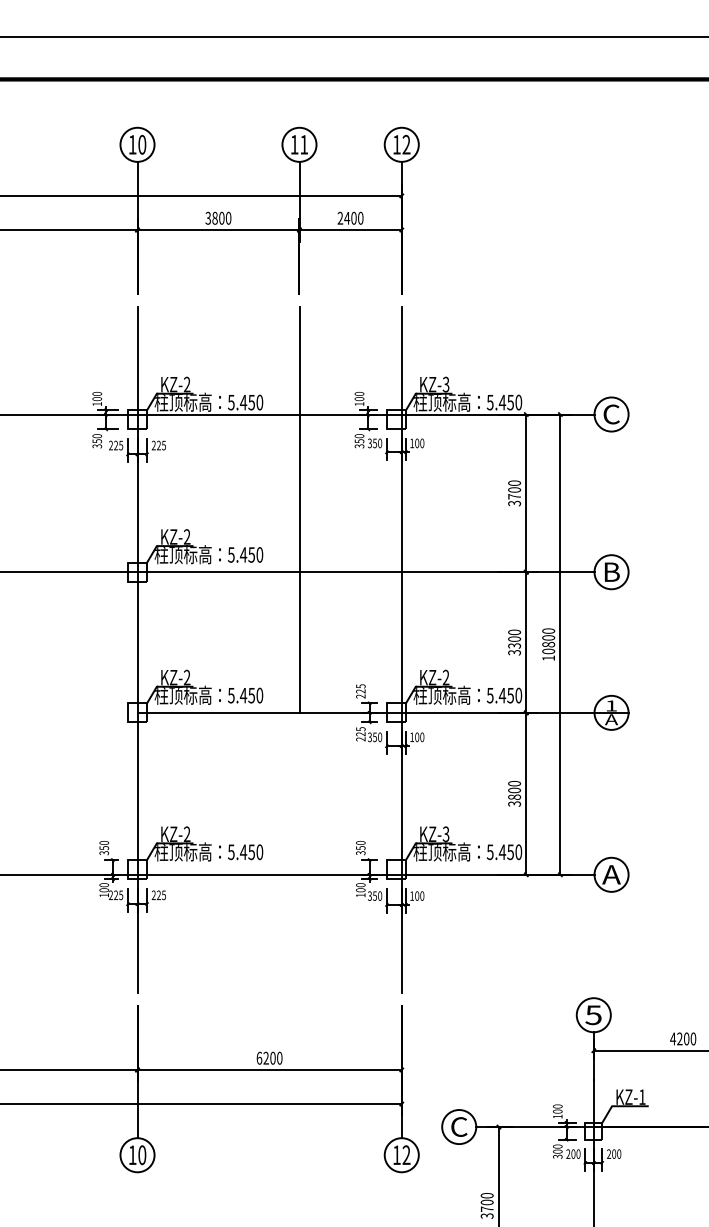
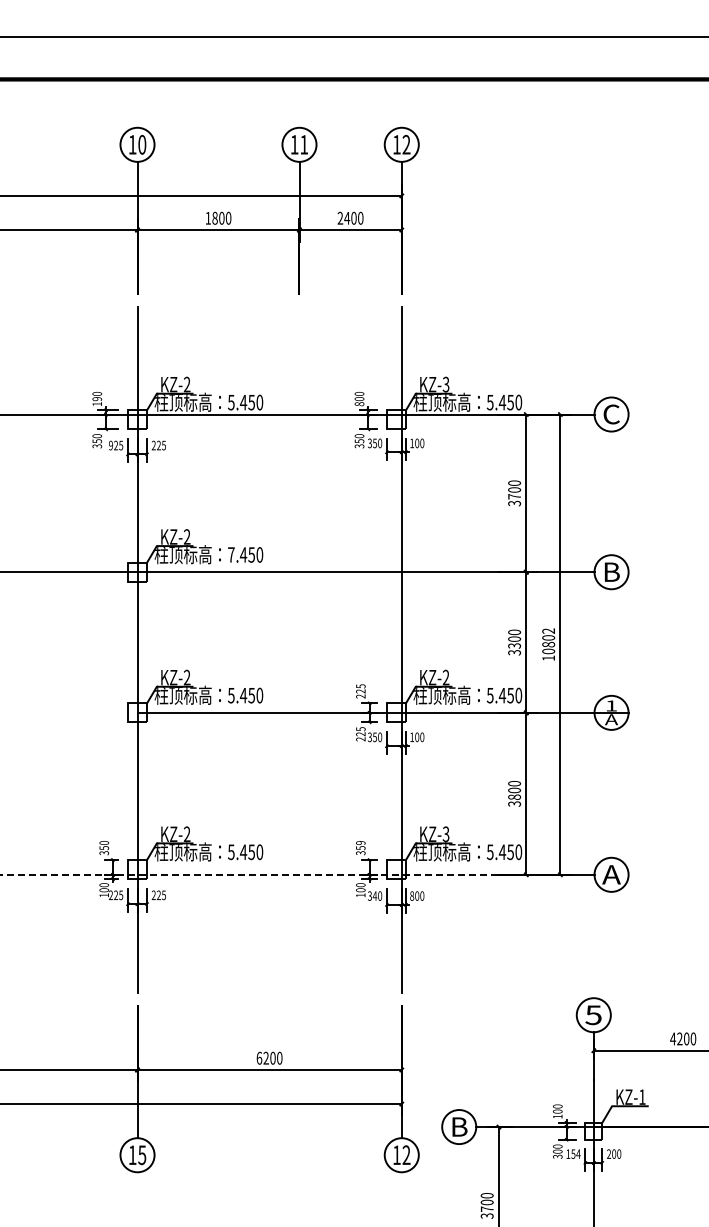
text: 3800 -> 1800 (207, 217)
text: 100 -> 190 (97, 399)
text: 100 -> 800 (359, 404)
text: 225 -> 925 (110, 445)
line: present -> none (299, 509)
text: 5.450 -> 7.450 (231, 554)
text: 10800 -> 10802 (548, 630)
text: 350 -> 359 (360, 842)
line: solid -> dashed (249, 874)
text: 350 -> 340 (374, 895)
text: 100 -> 800 (412, 895)
text: C -> B (459, 1126)
text: 200 -> 154 (573, 1153)
text: 10 -> 15 (142, 1154)
